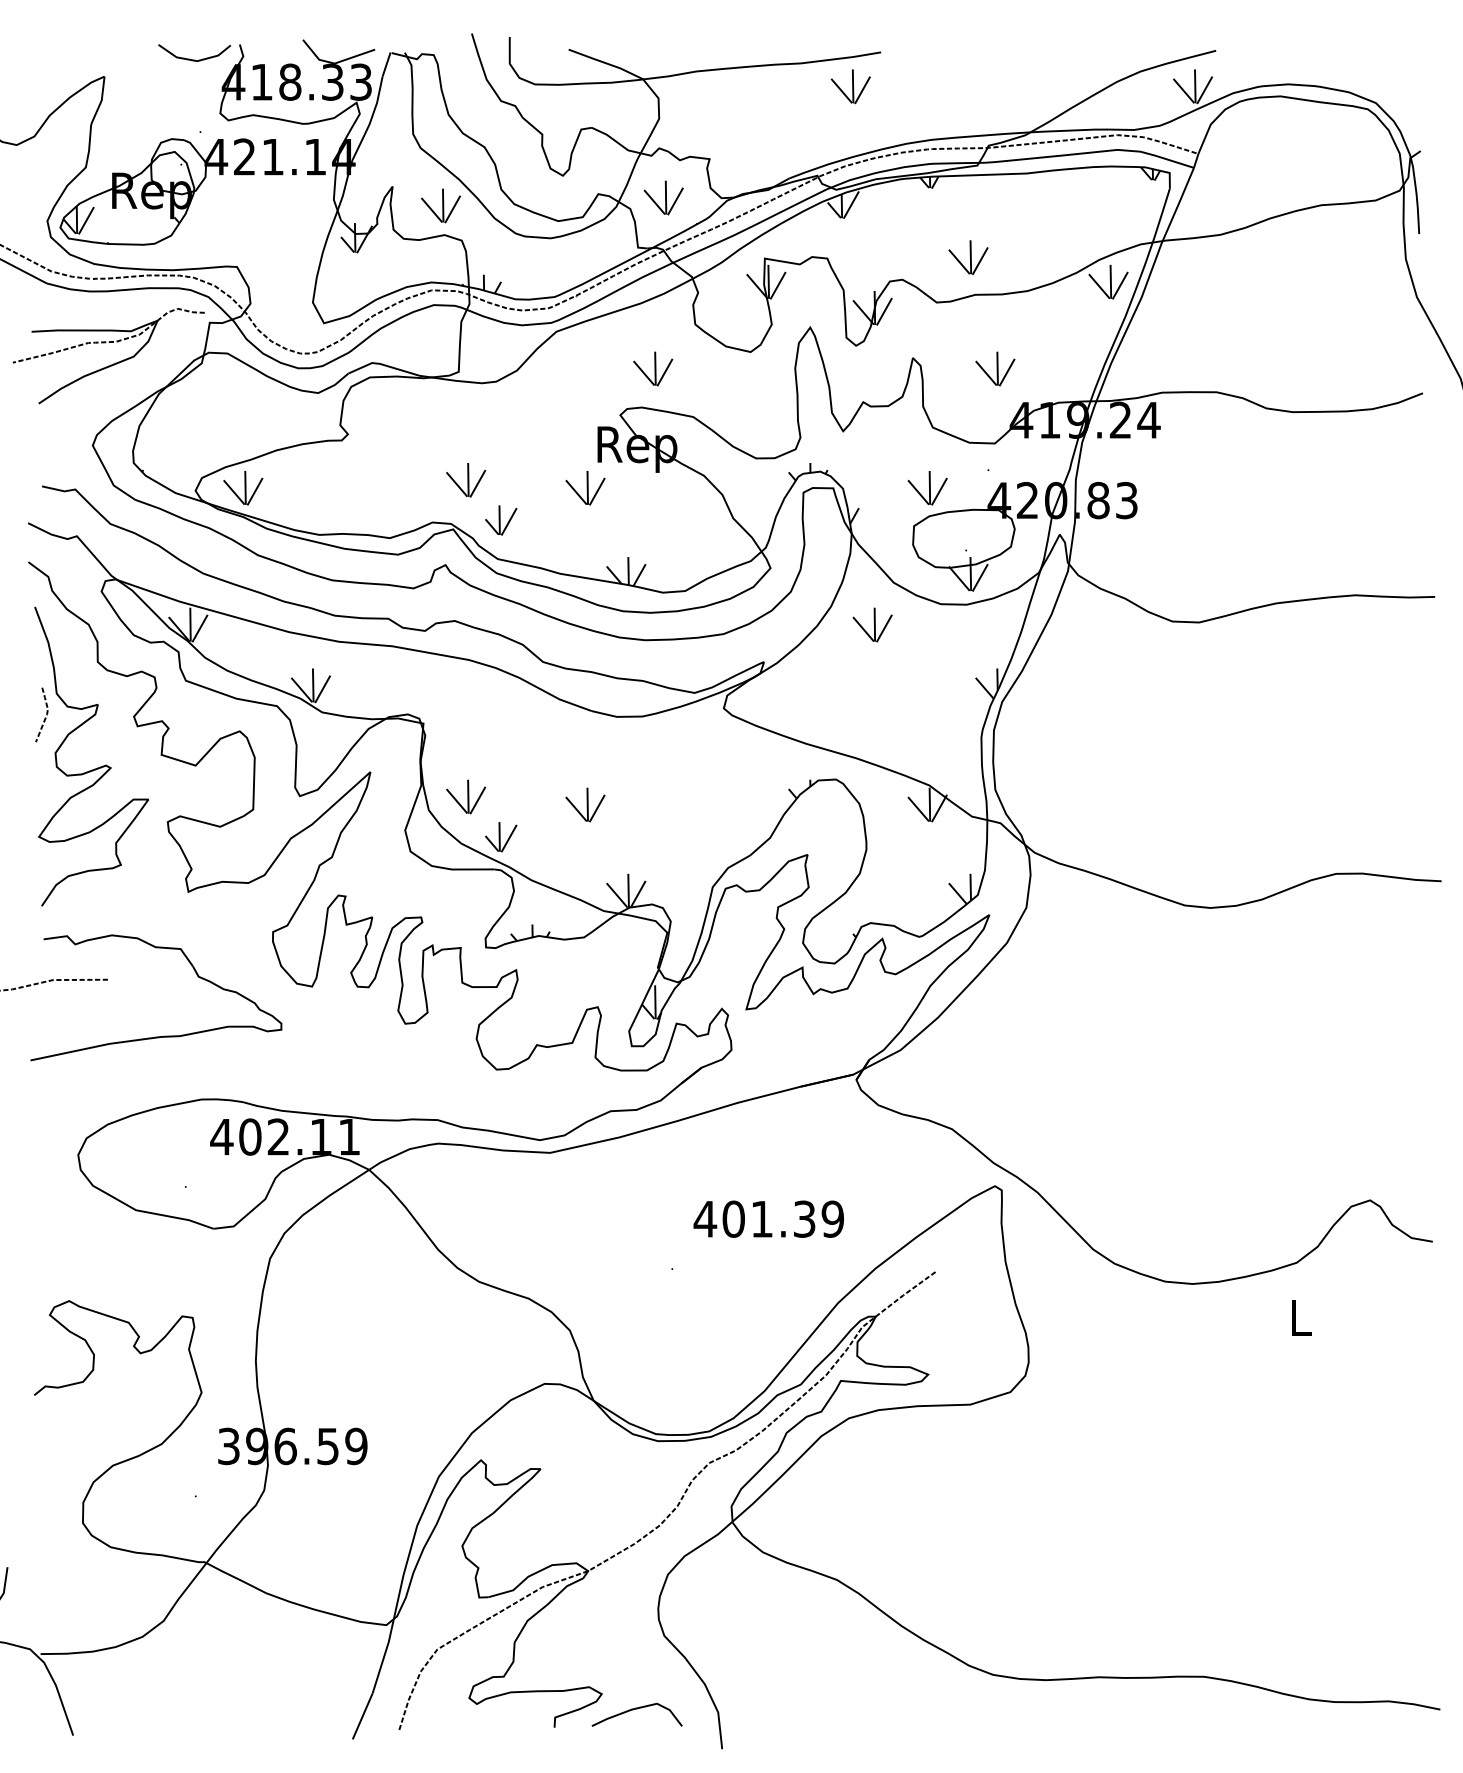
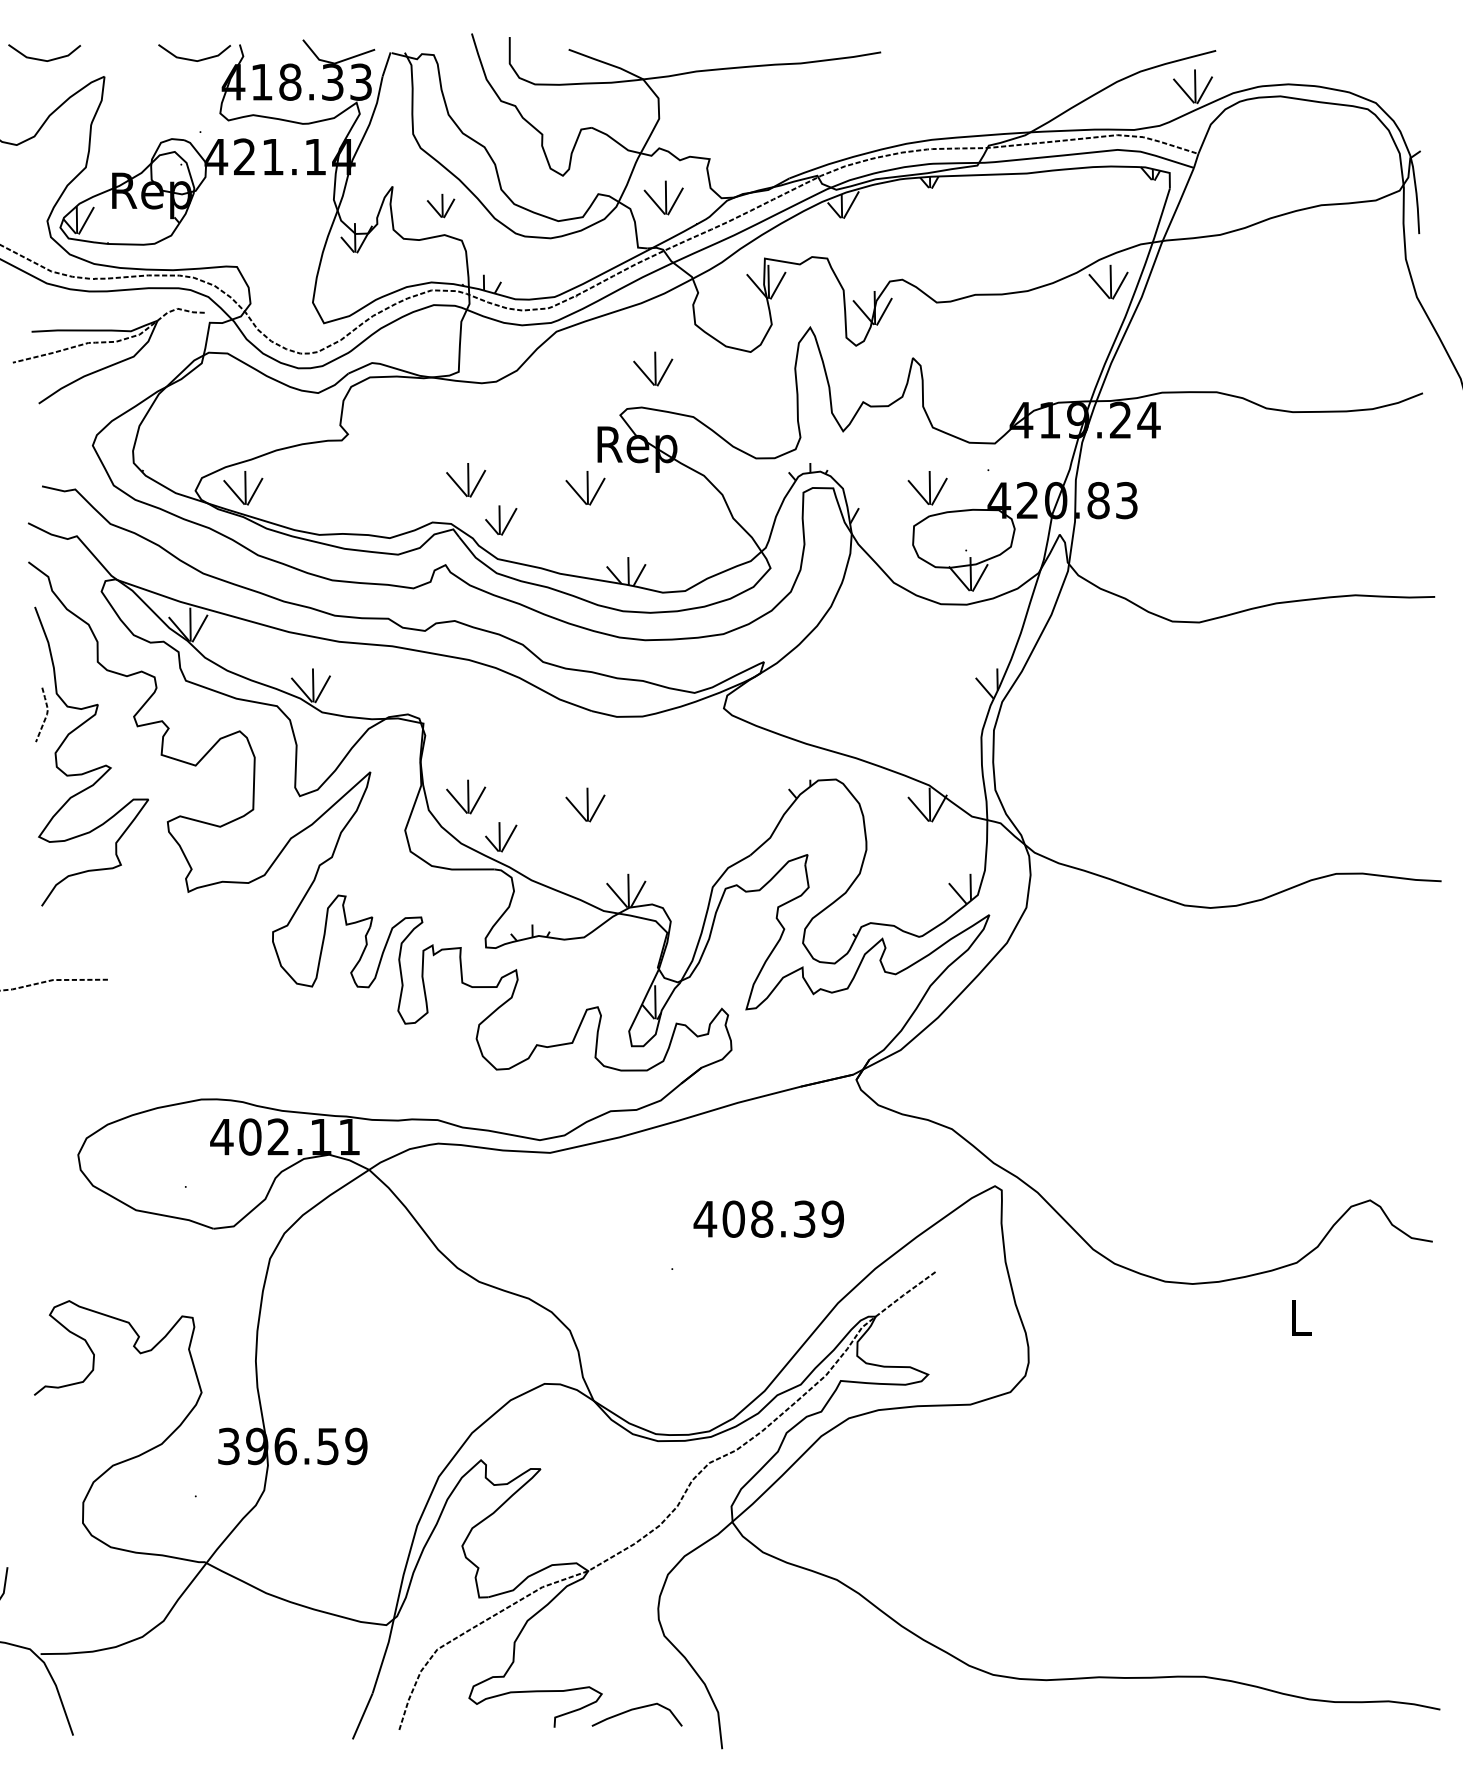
line: none -> present (44, 59)
part: present -> none (850, 86)
part size: 40x36 px -> 29x26 px (441, 205)
part: present -> none (968, 257)
part: present -> none (995, 368)
part: present -> none (872, 624)
part: present -> none (164, 1035)
text: 401.39 -> 408.39 (762, 1218)
